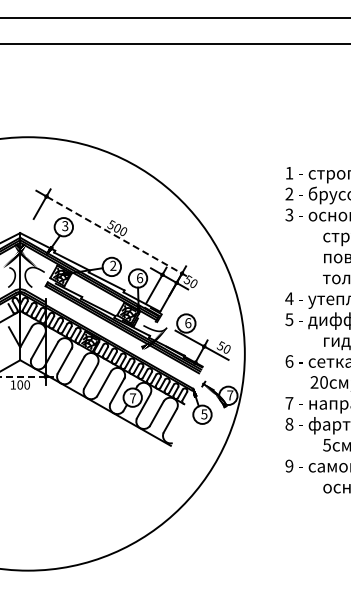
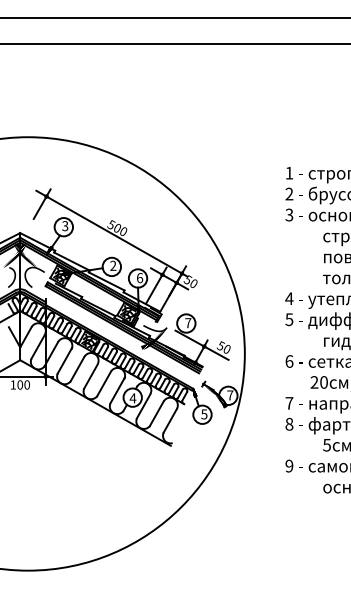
line: dashed -> solid (116, 236)
text: 6 -> 7 (188, 323)
line: dashed -> solid (23, 376)
text: 7 -> 4 (132, 398)
